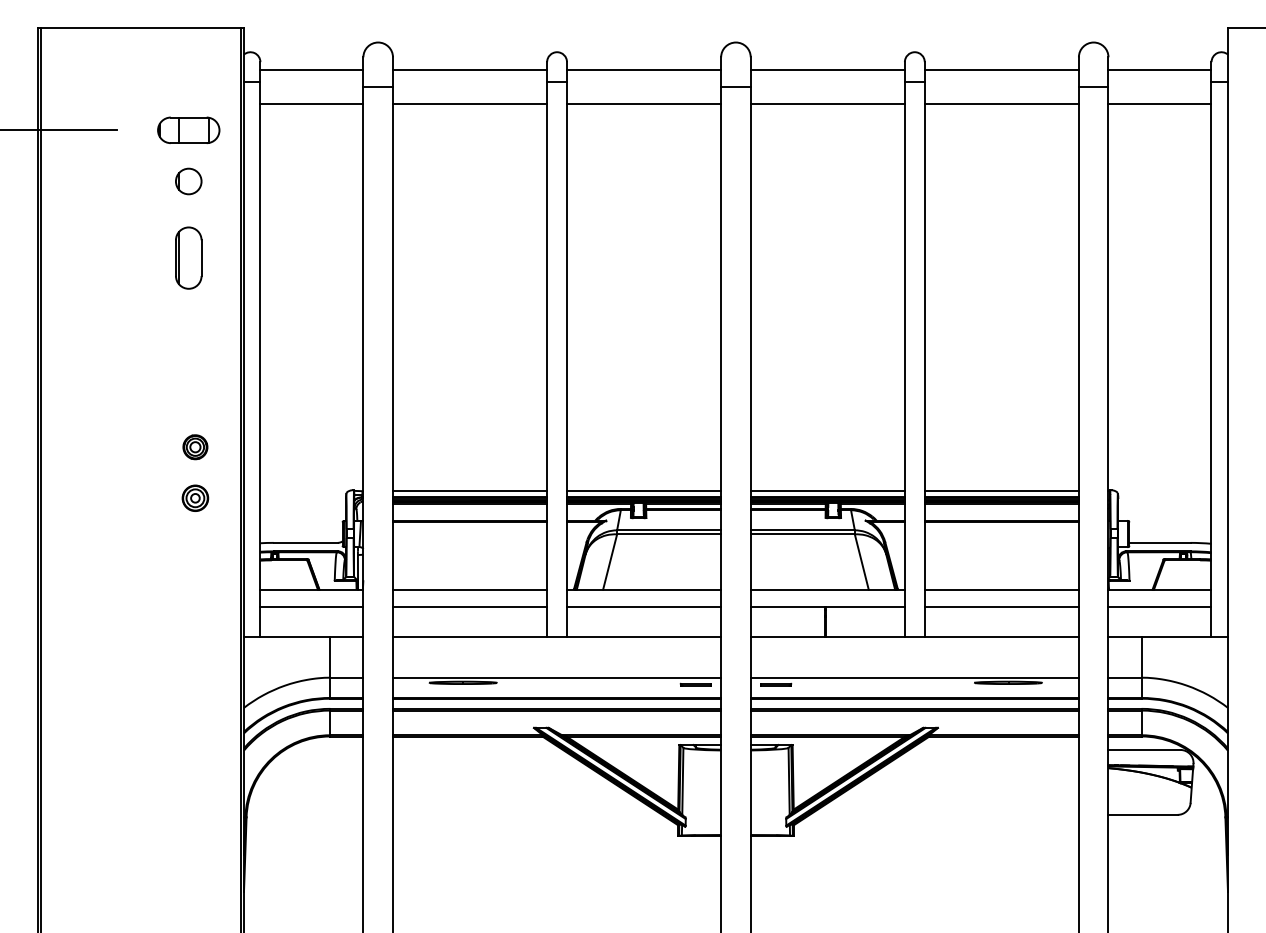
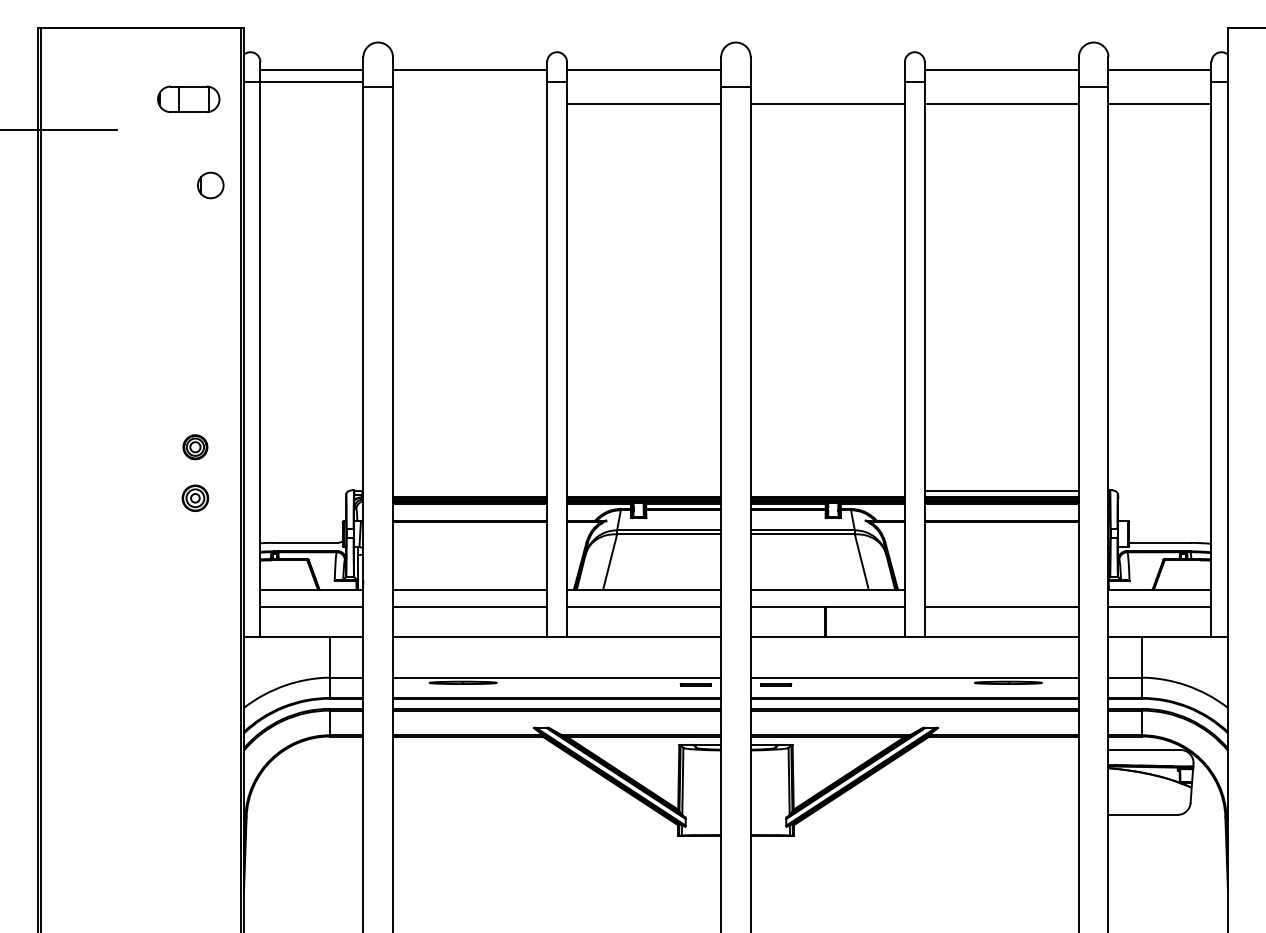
line: present -> none (827, 69)
line position: (311, 104) -> (311, 82) (311, 82)
line: present -> none (470, 104)
part position: (188, 129) -> (188, 98) (188, 98)
part position: (188, 181) -> (210, 185) (210, 185)
part: present -> none (188, 257)
line: present -> none (470, 491)
line: present -> none (644, 491)
line: present -> none (827, 491)
line: present -> none (1001, 589)
